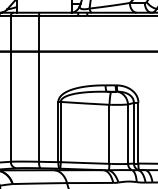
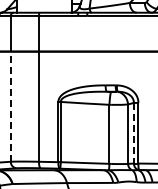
line: solid -> dashed (10, 106)
line: solid -> dashed (133, 133)
